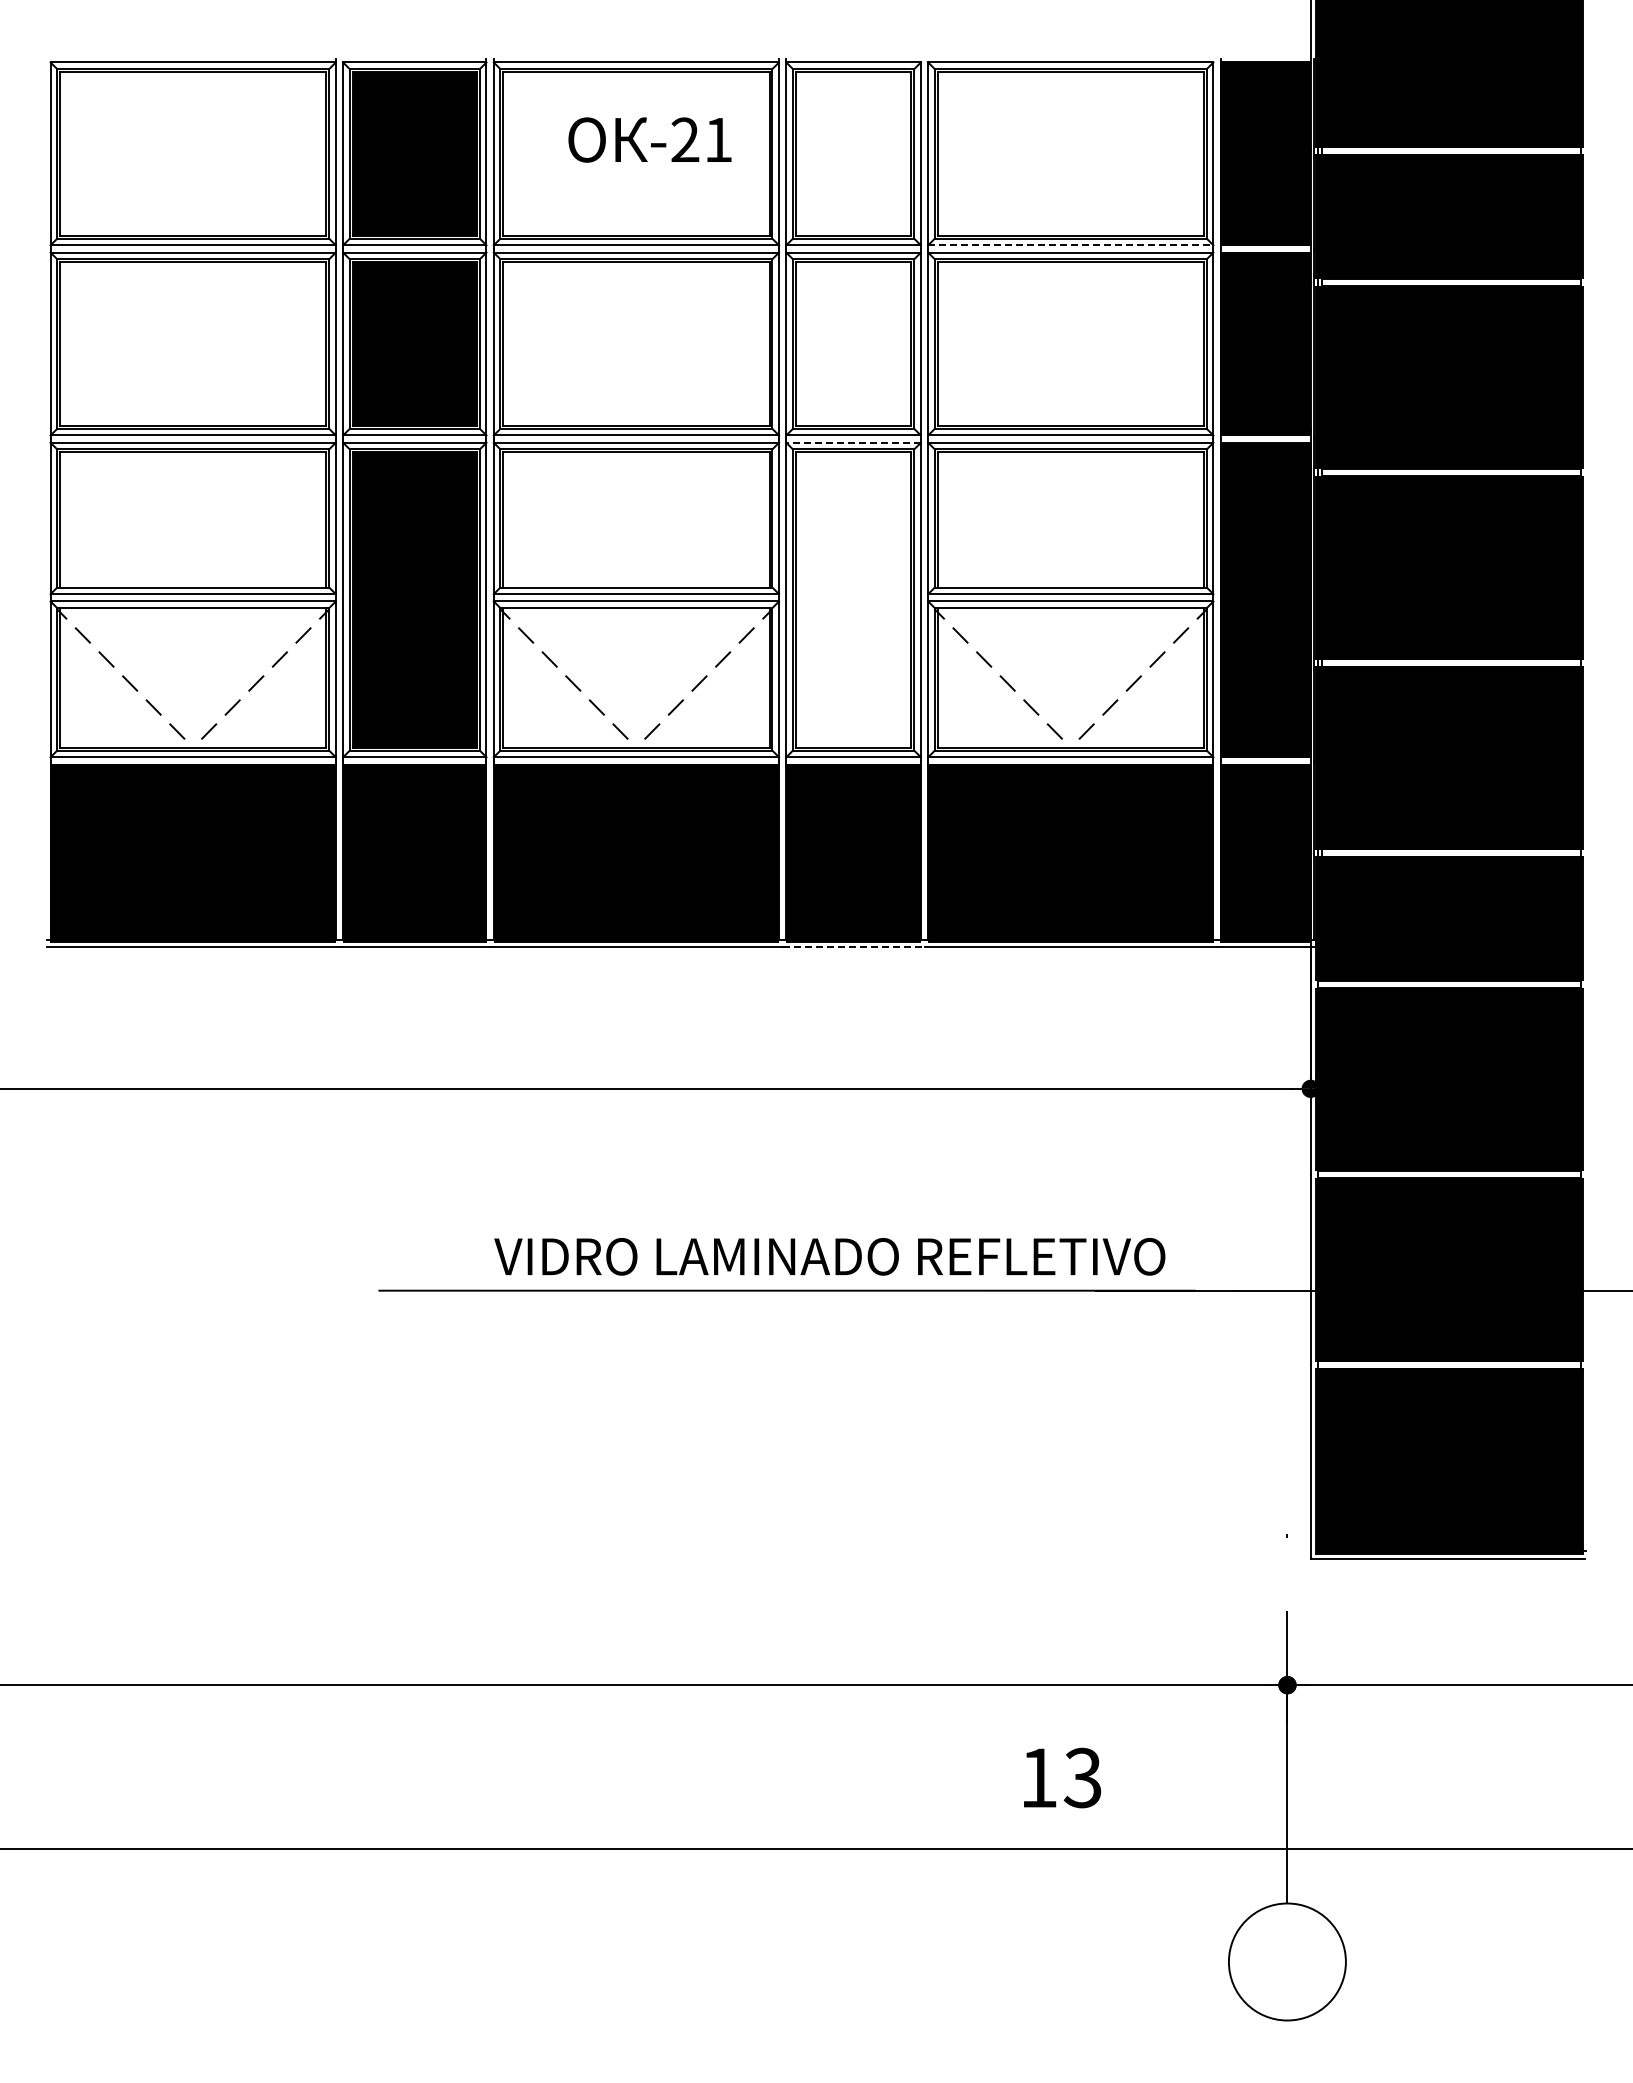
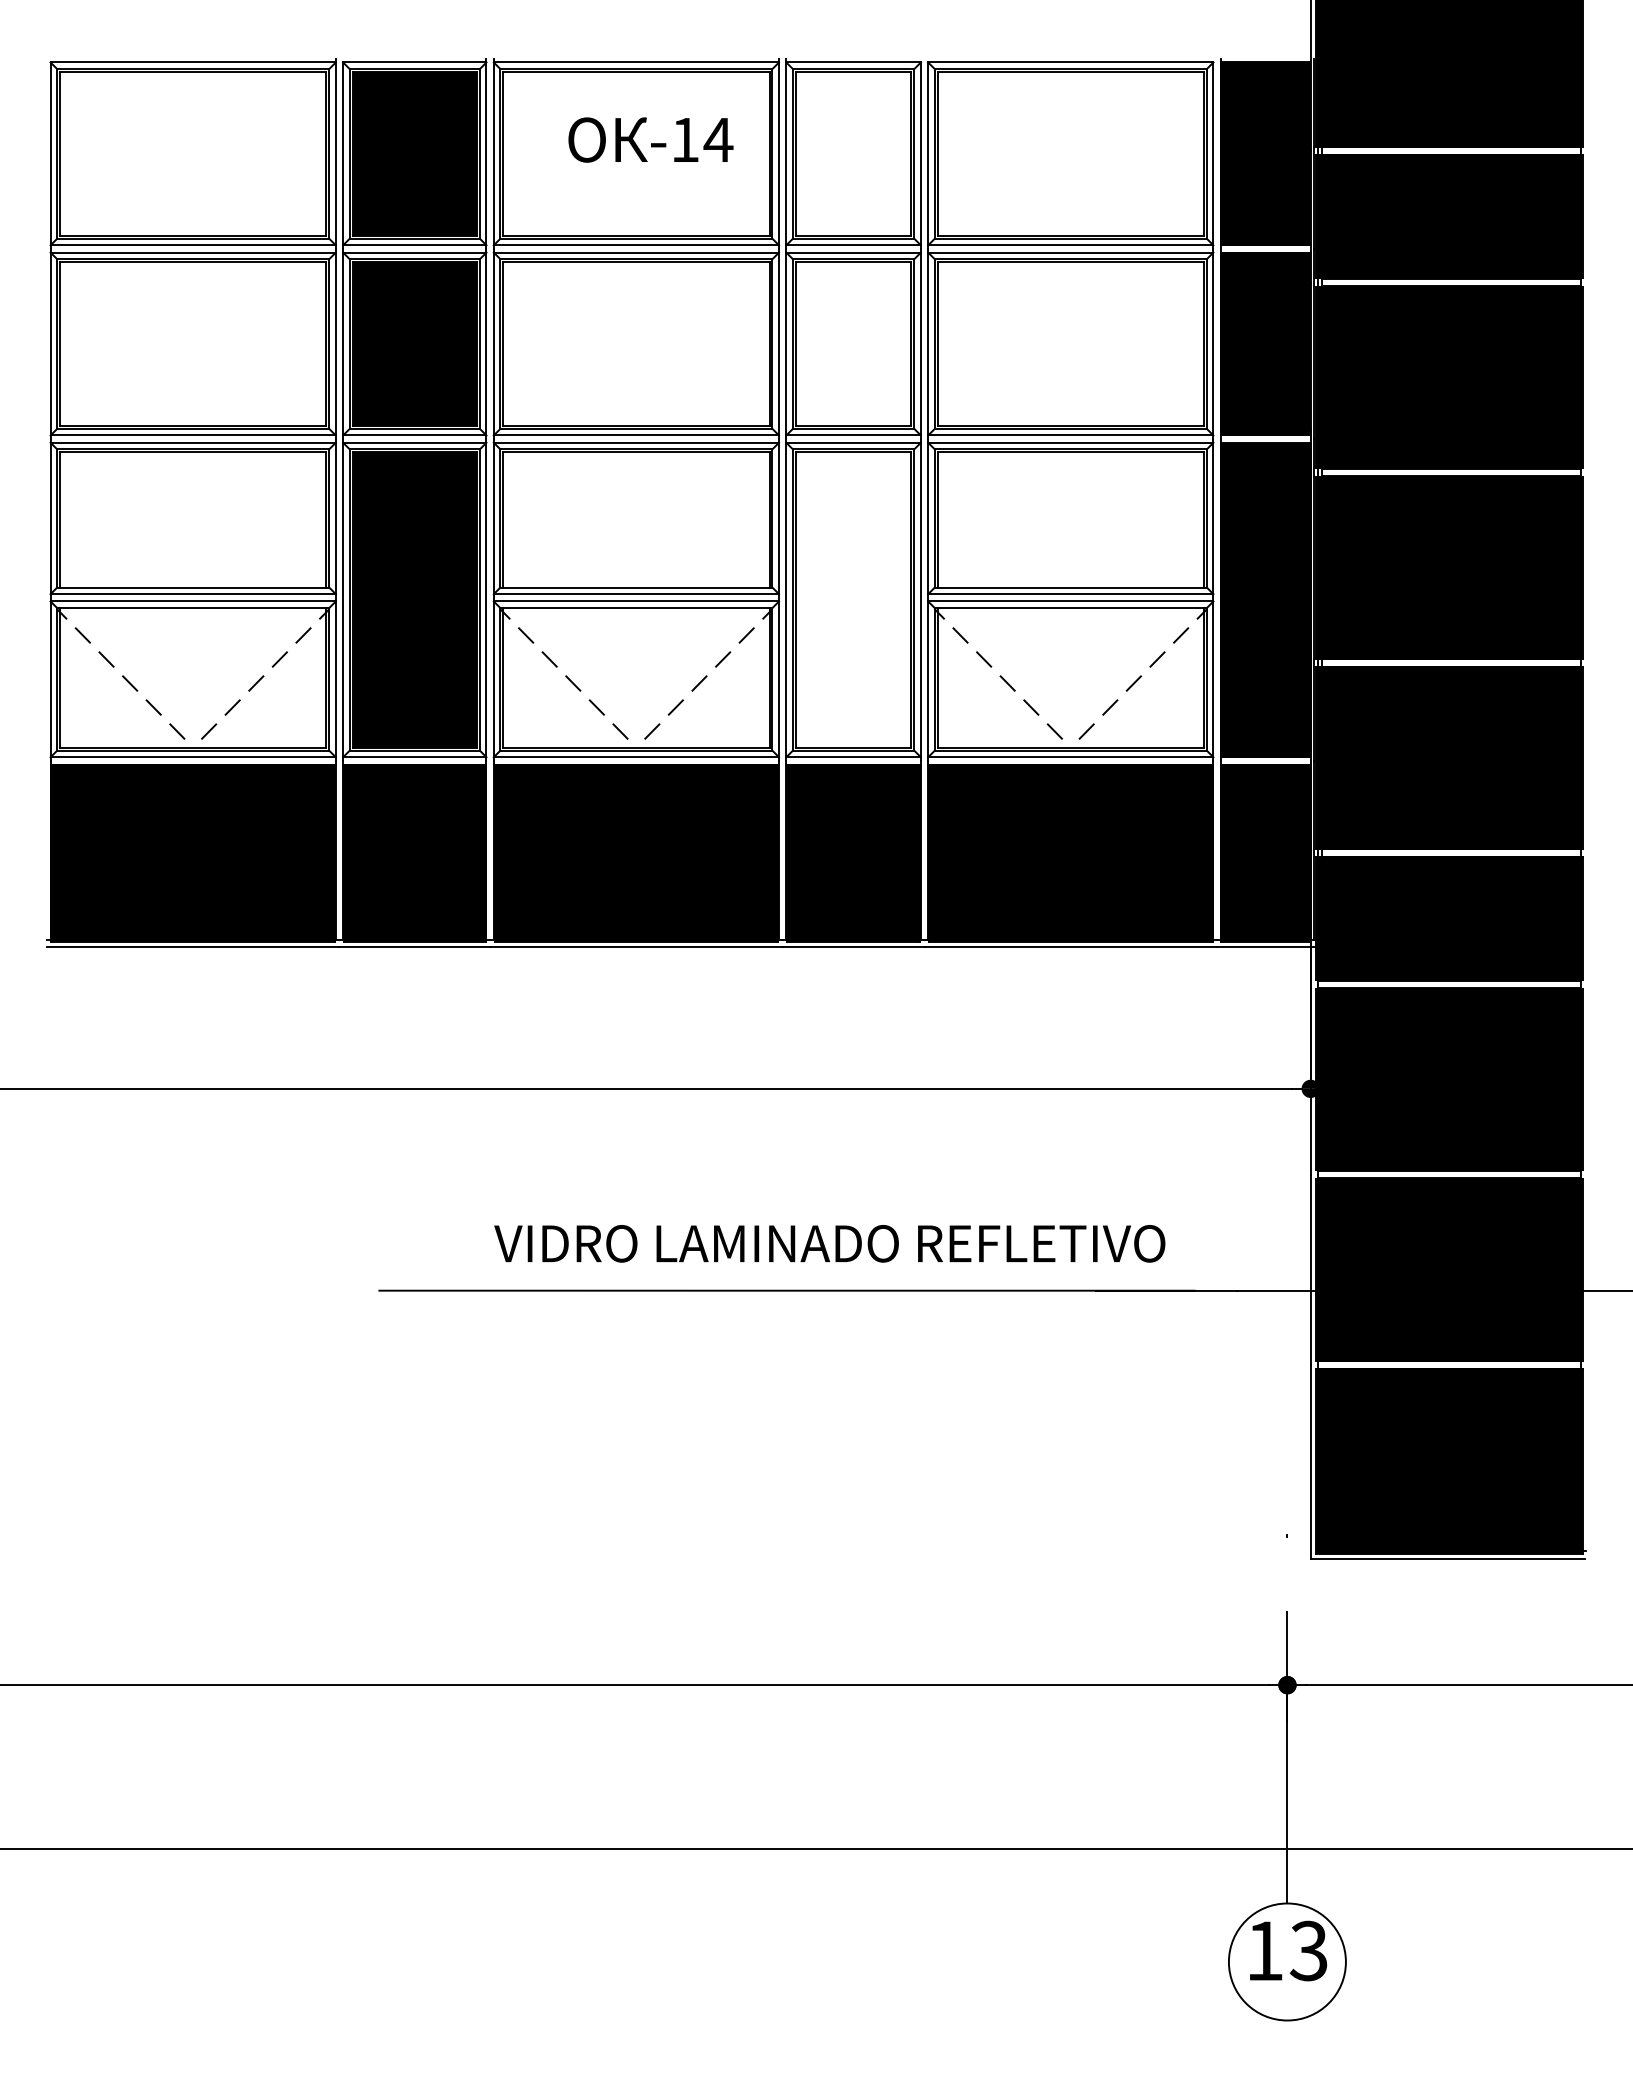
text: -21 -> -14 (702, 139)
line: dashed -> solid (1070, 245)
line: dashed -> solid (853, 442)
line: dashed -> solid (853, 947)
text position: (829, 1256) -> (829, 1243) (829, 1243)
text position: (1062, 1777) -> (1288, 1950) (1288, 1950)
